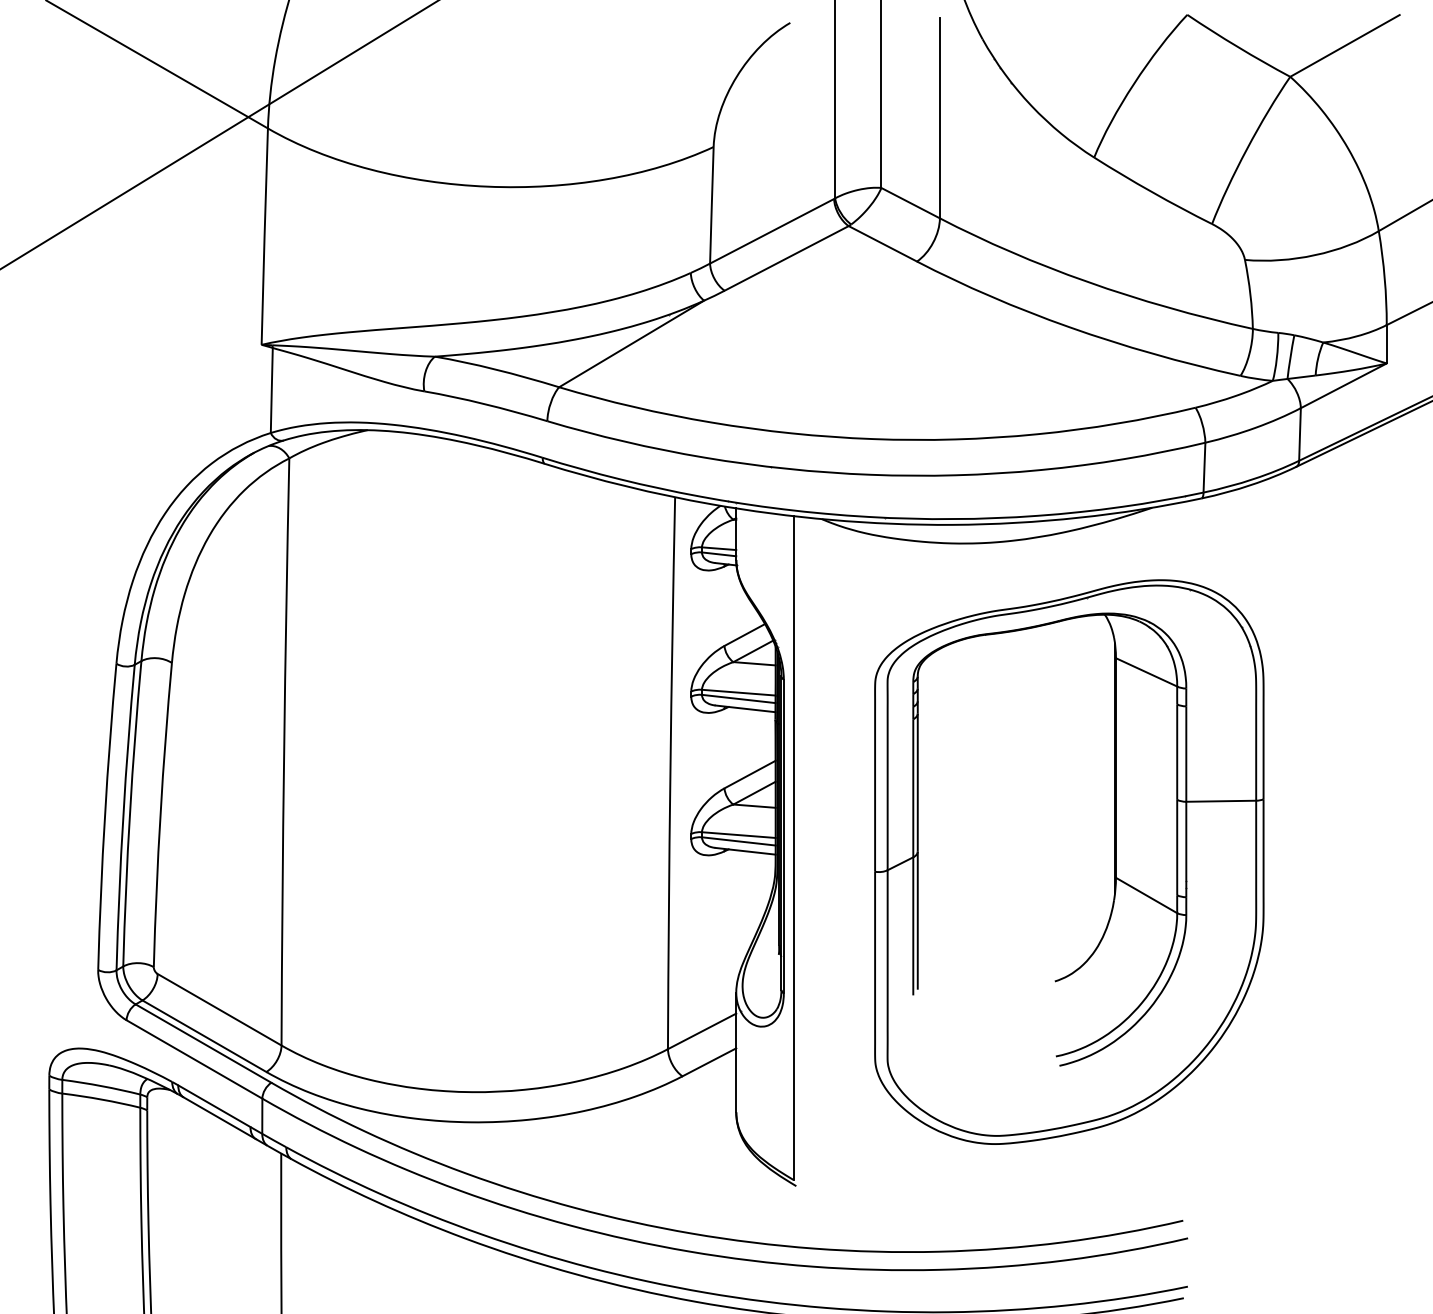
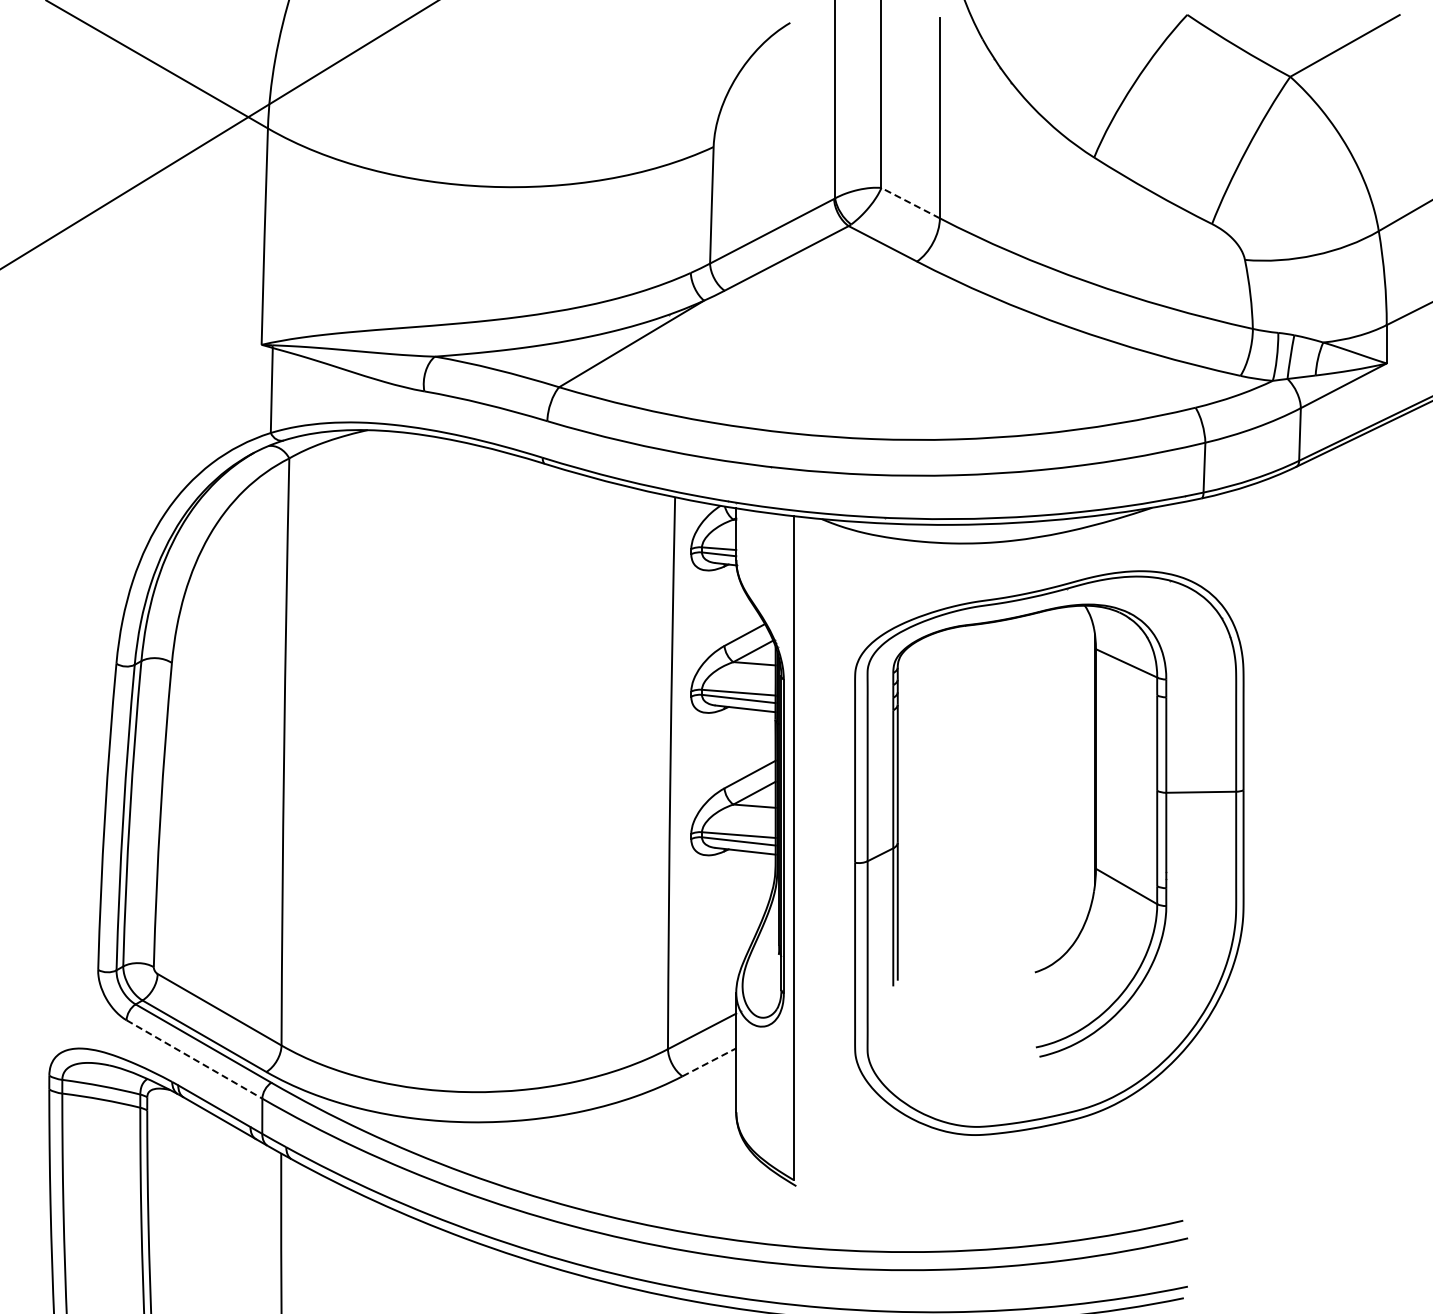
line: solid -> dashed (910, 203)
part position: (1069, 861) -> (1049, 852) (1049, 852)
line: solid -> dashed (194, 1059)
line: solid -> dashed (709, 1062)
